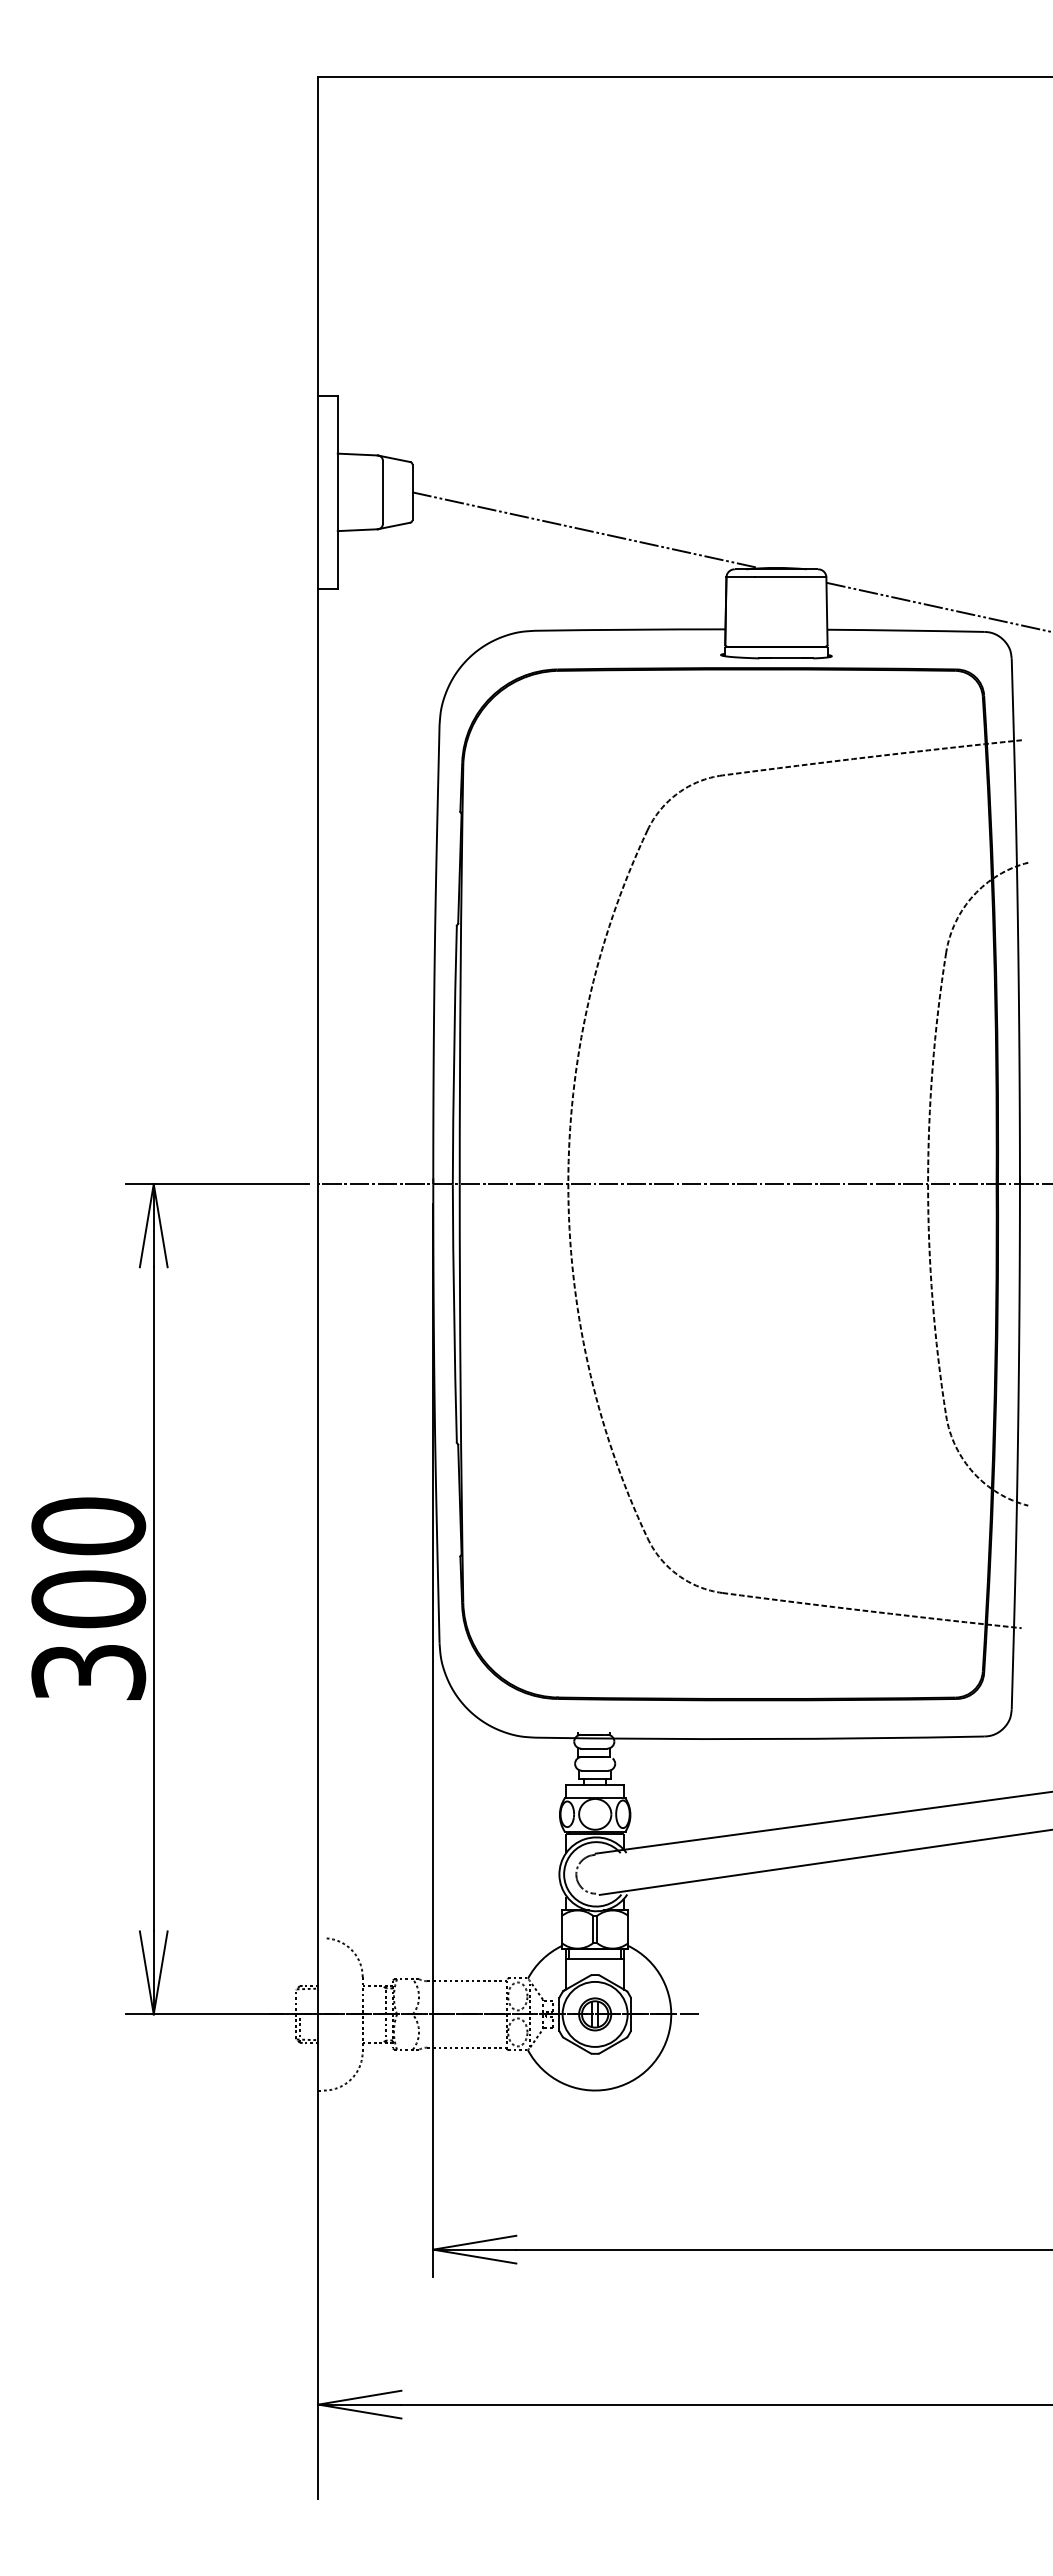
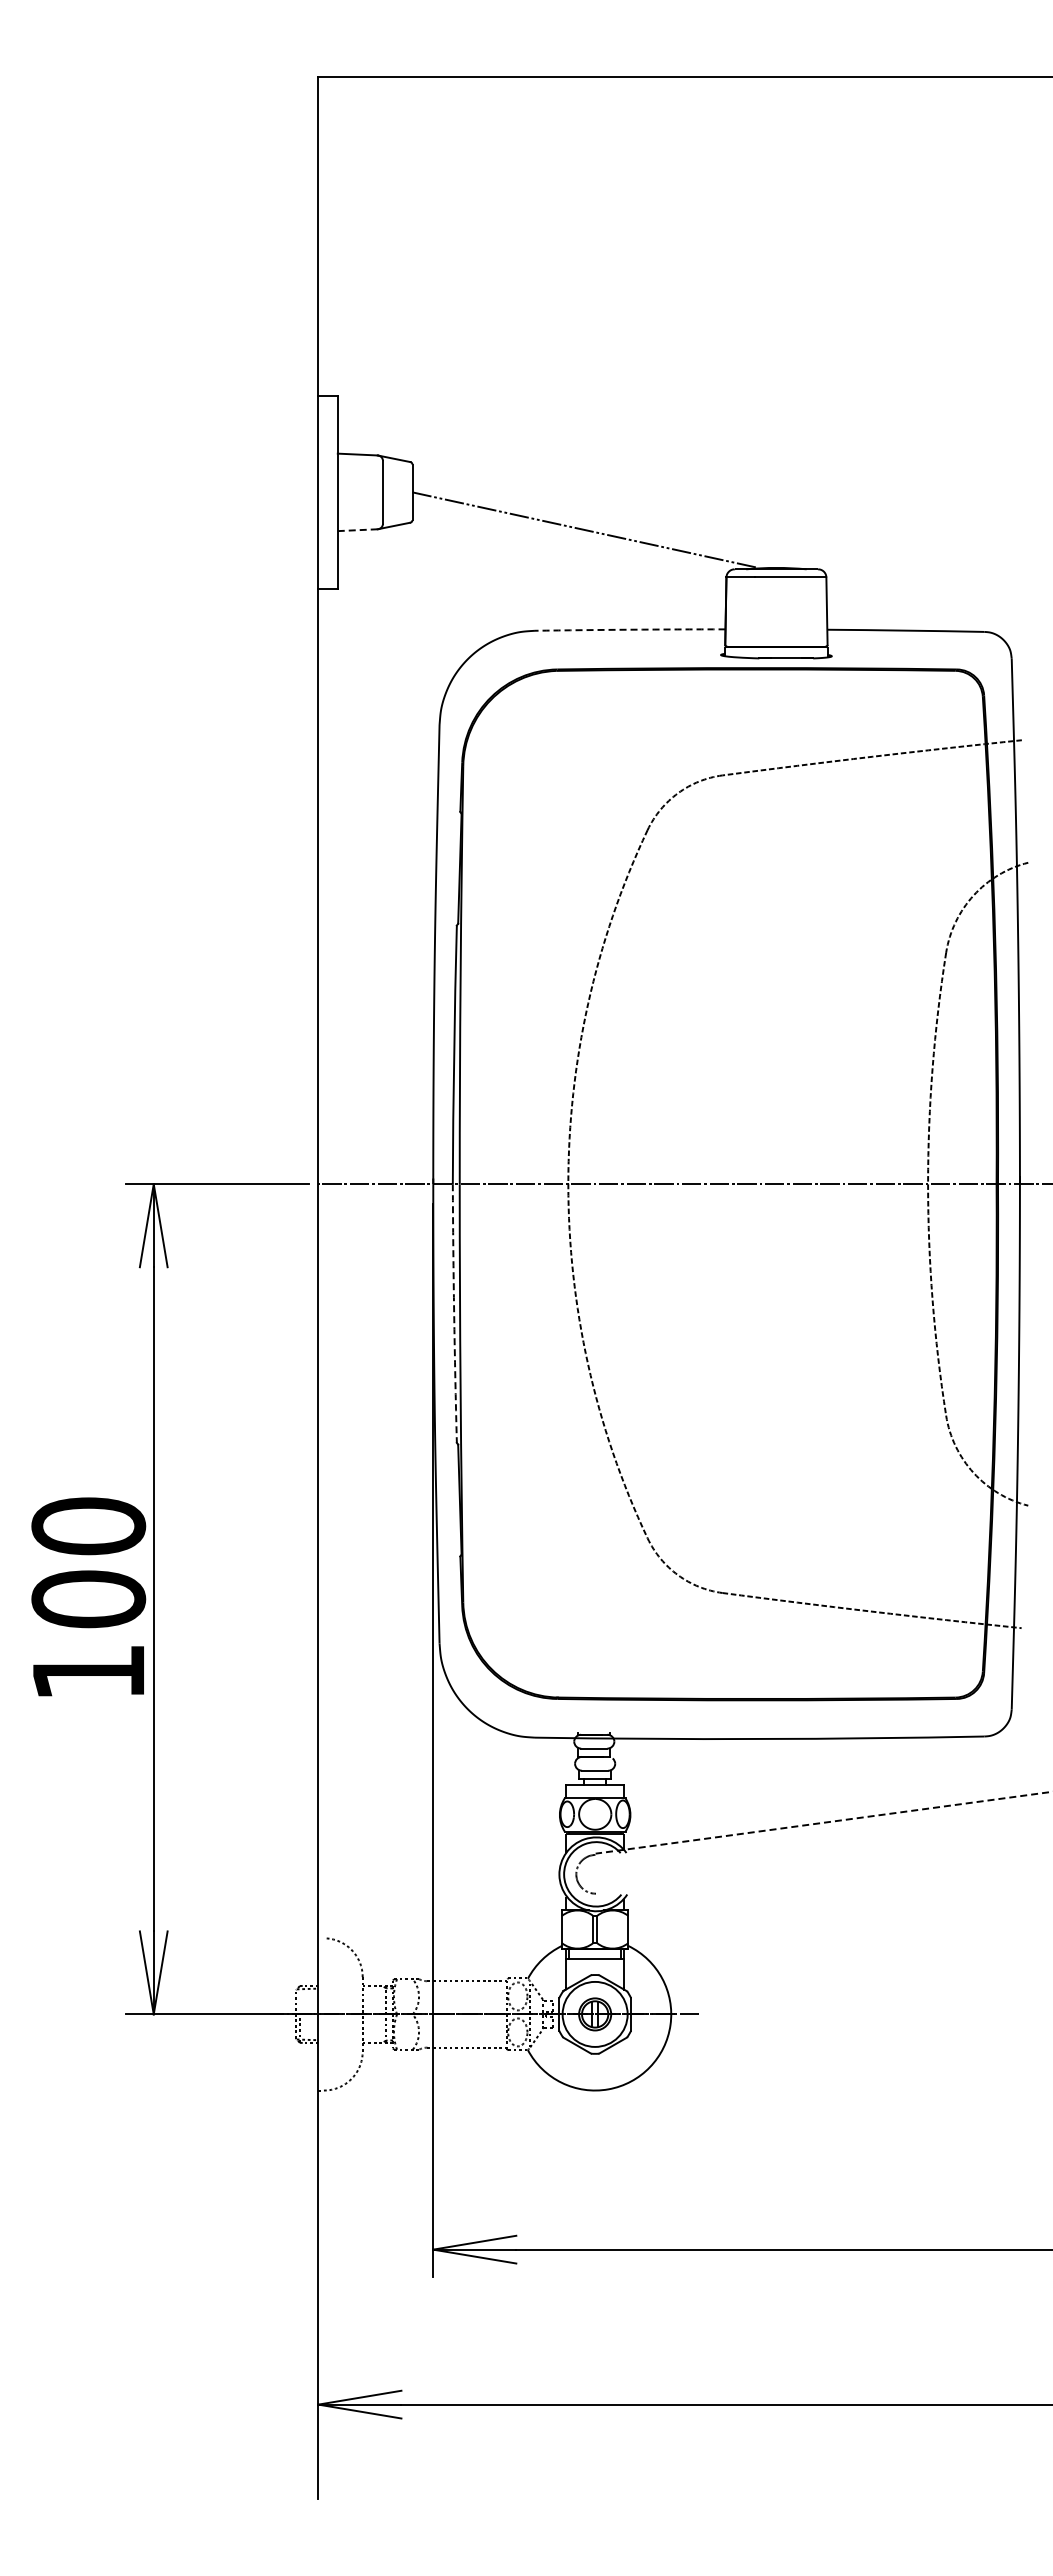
line: solid -> dashed (357, 530)
line: present -> none (937, 606)
arc: solid -> dashed (630, 629)
arc: solid -> dashed (454, 1313)
text: 300 -> 100 (88, 1672)
line: solid -> dashed (823, 1822)
line: present -> none (824, 1862)
